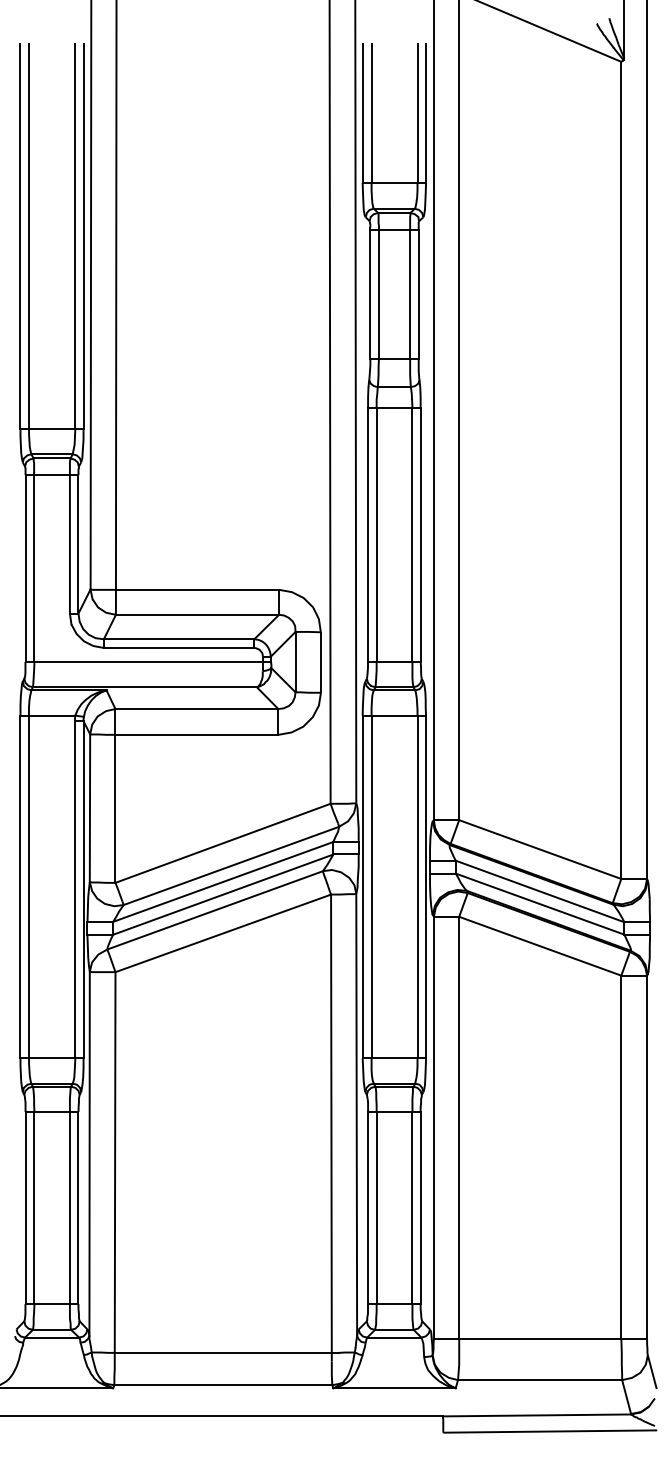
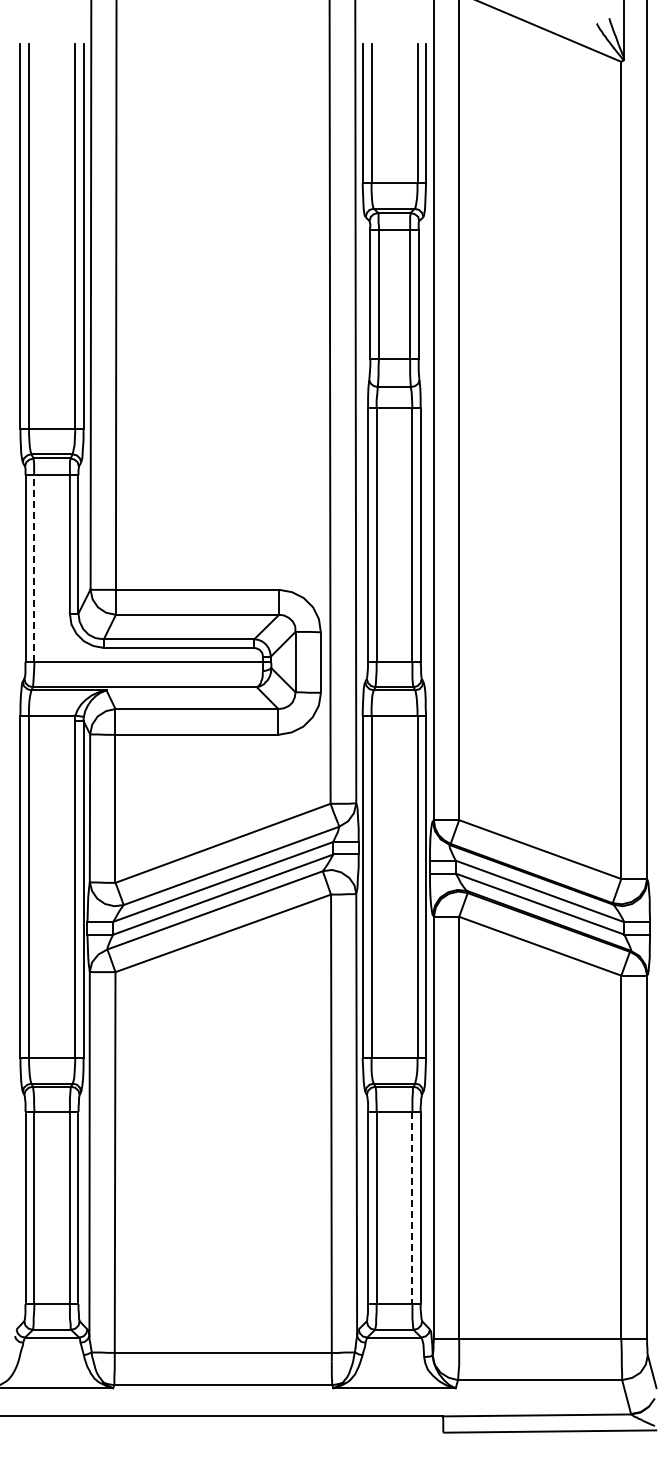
line: solid -> dashed (34, 566)
line: solid -> dashed (412, 1208)
